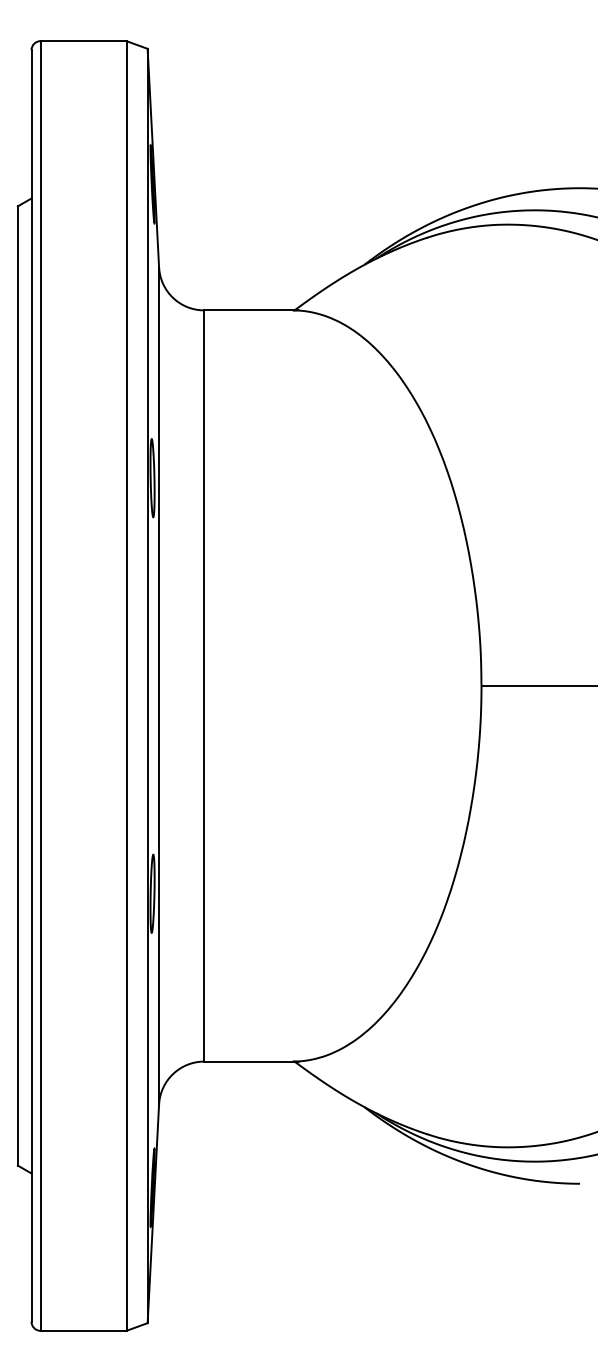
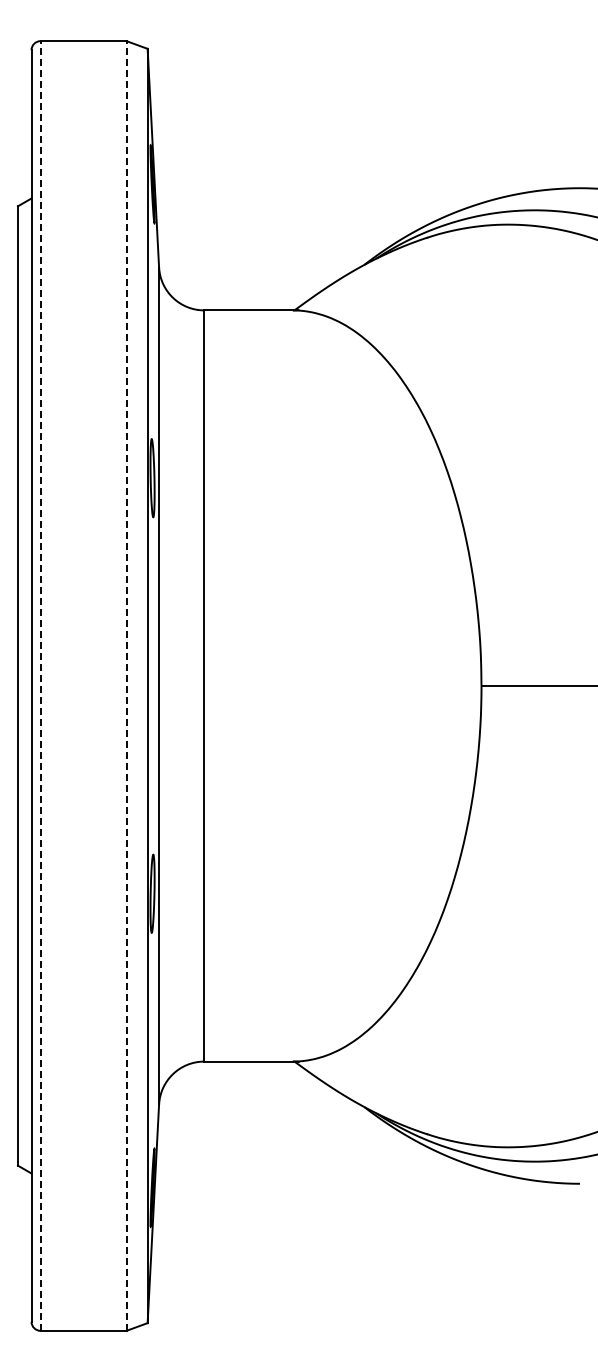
line: solid -> dashed (40, 686)
line: solid -> dashed (126, 686)
